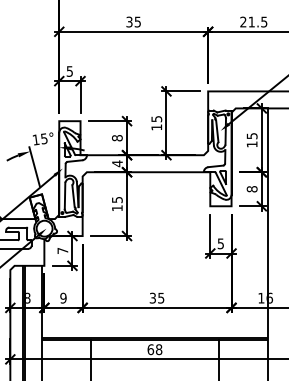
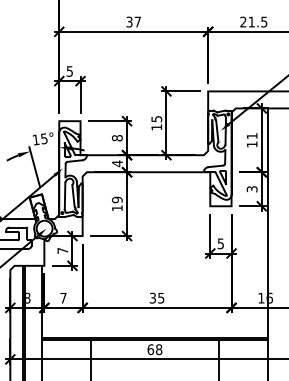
text: 35 -> 37 (137, 21)
text: 15 -> 11 (251, 136)
text: 8 -> 3 (251, 189)
text: 15 -> 19 (117, 199)
text: 9 -> 7 (63, 297)
